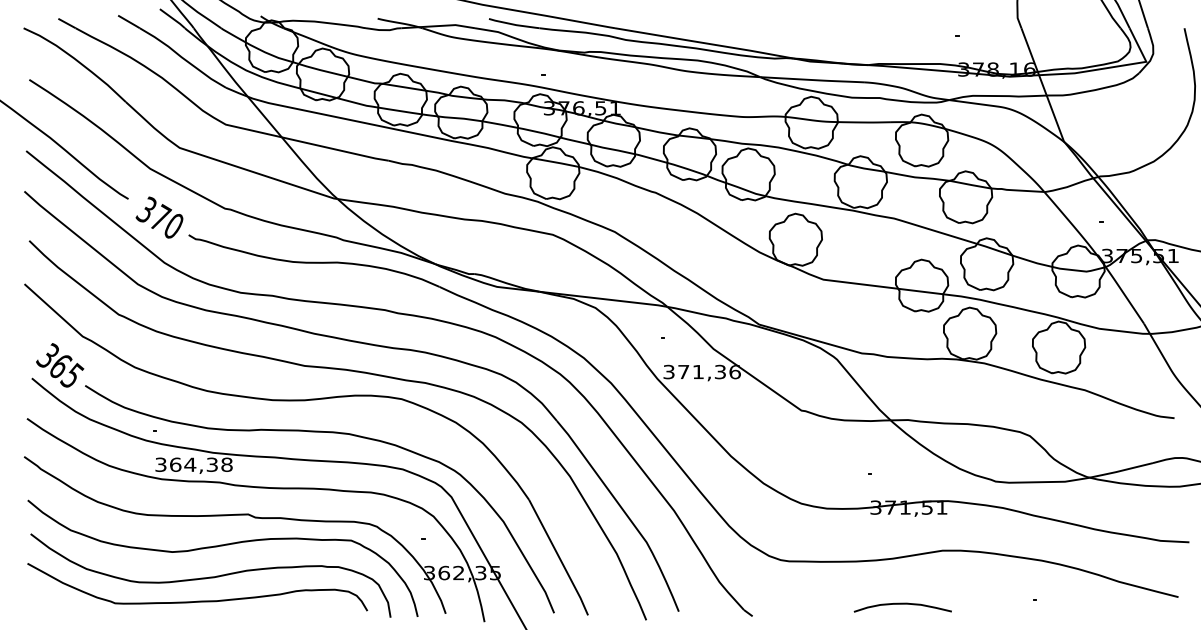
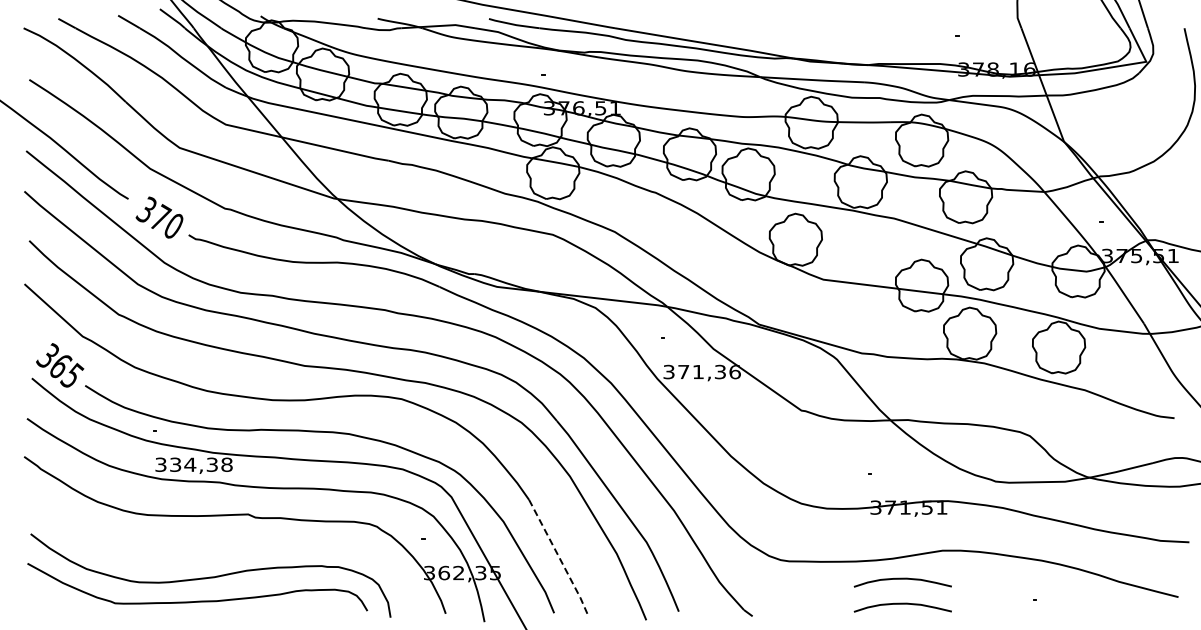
text: 364,38 -> 334,38 (175, 464)
curve: present -> none (222, 546)
line: solid -> dashed (559, 558)
curve: none -> present (902, 579)
